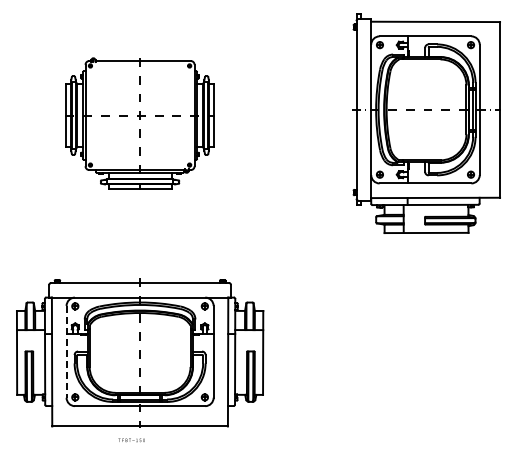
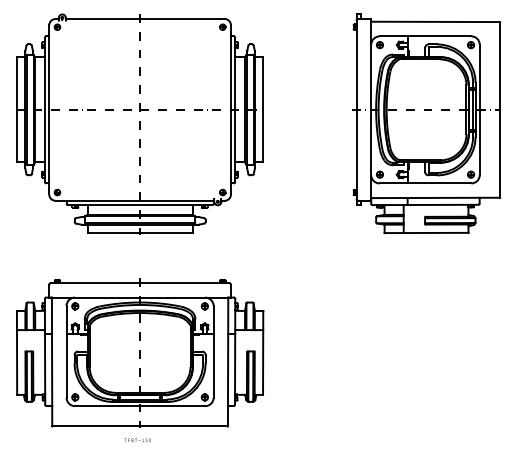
part size: 150x133 px -> 248x222 px (139, 123)
line: dashed -> solid (66, 351)
text position: (131, 440) -> (137, 440) (137, 440)
